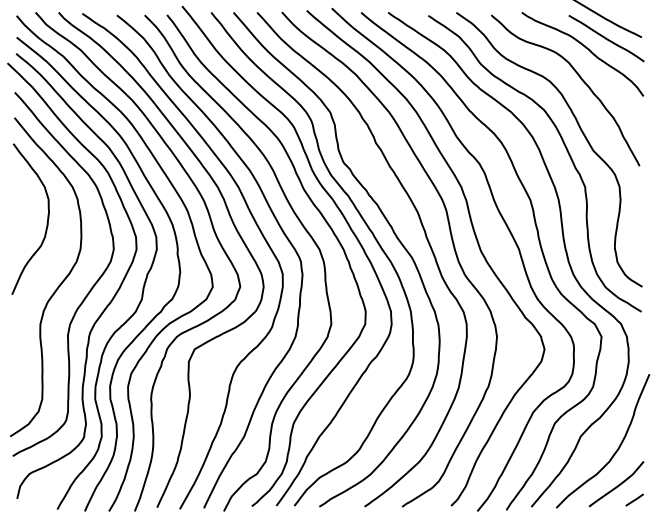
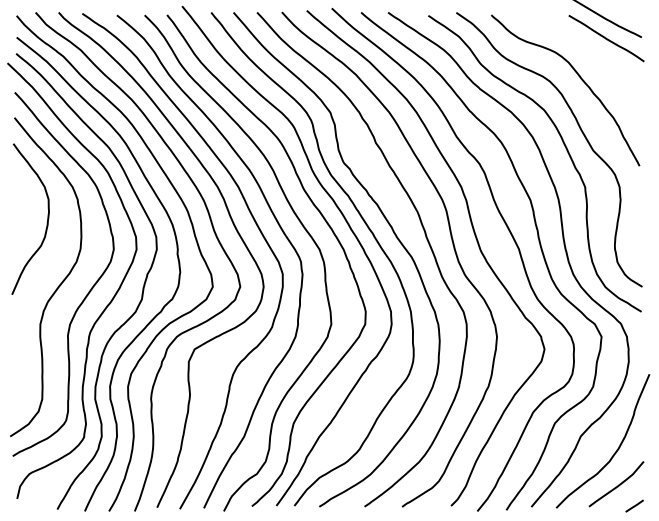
curve: present -> none (585, 48)
line position: (634, 499) -> (634, 505) (634, 505)
